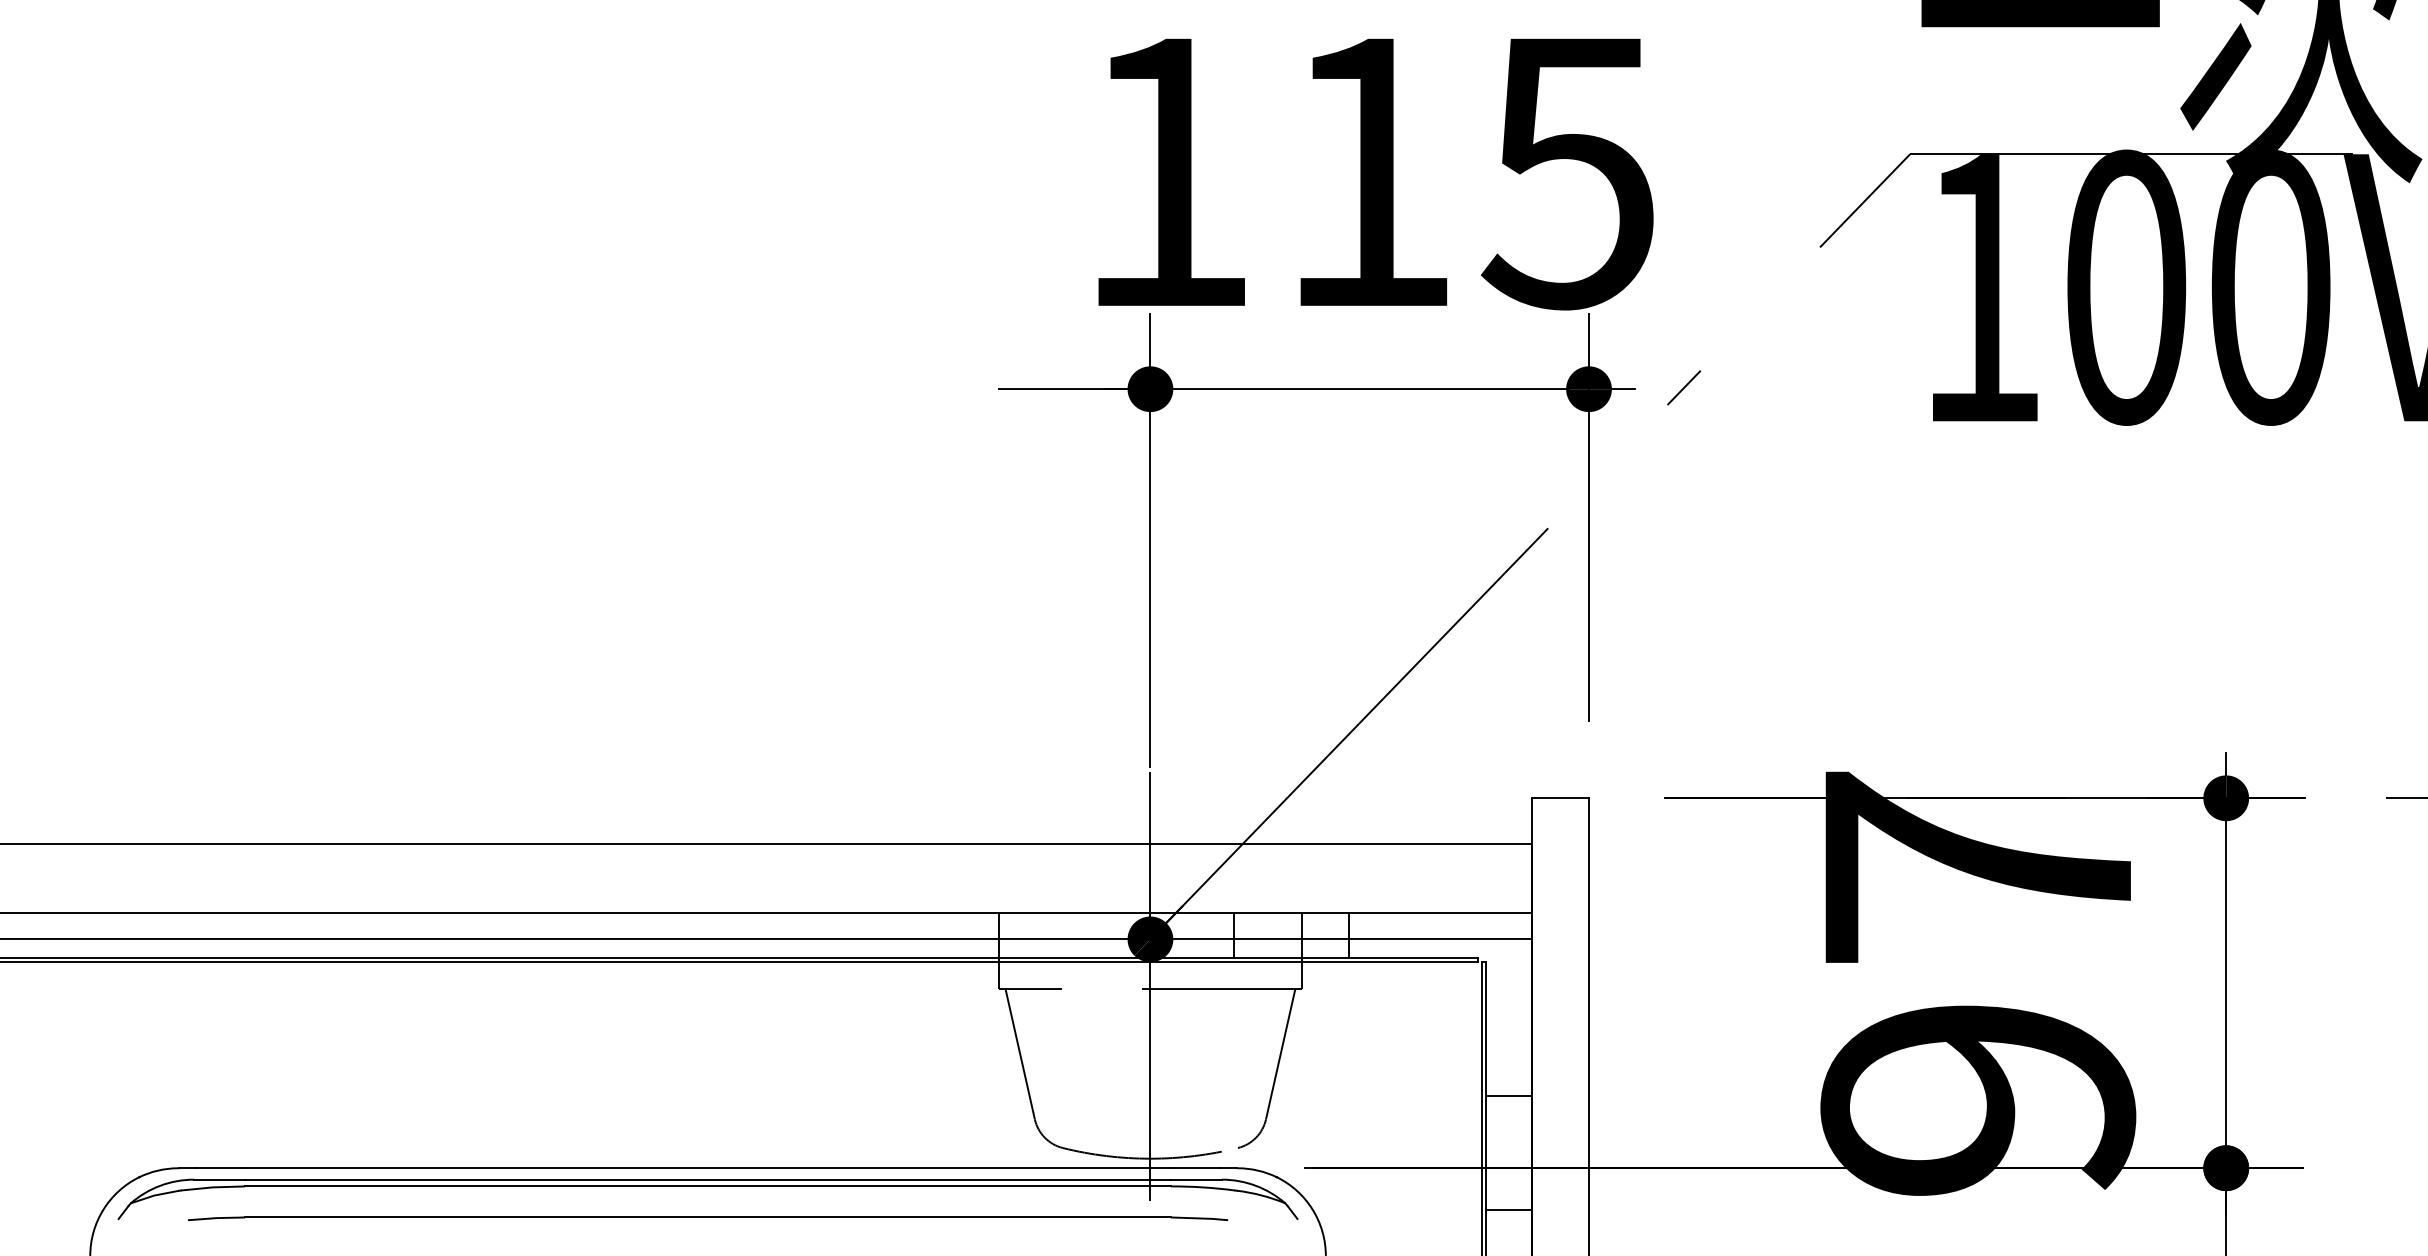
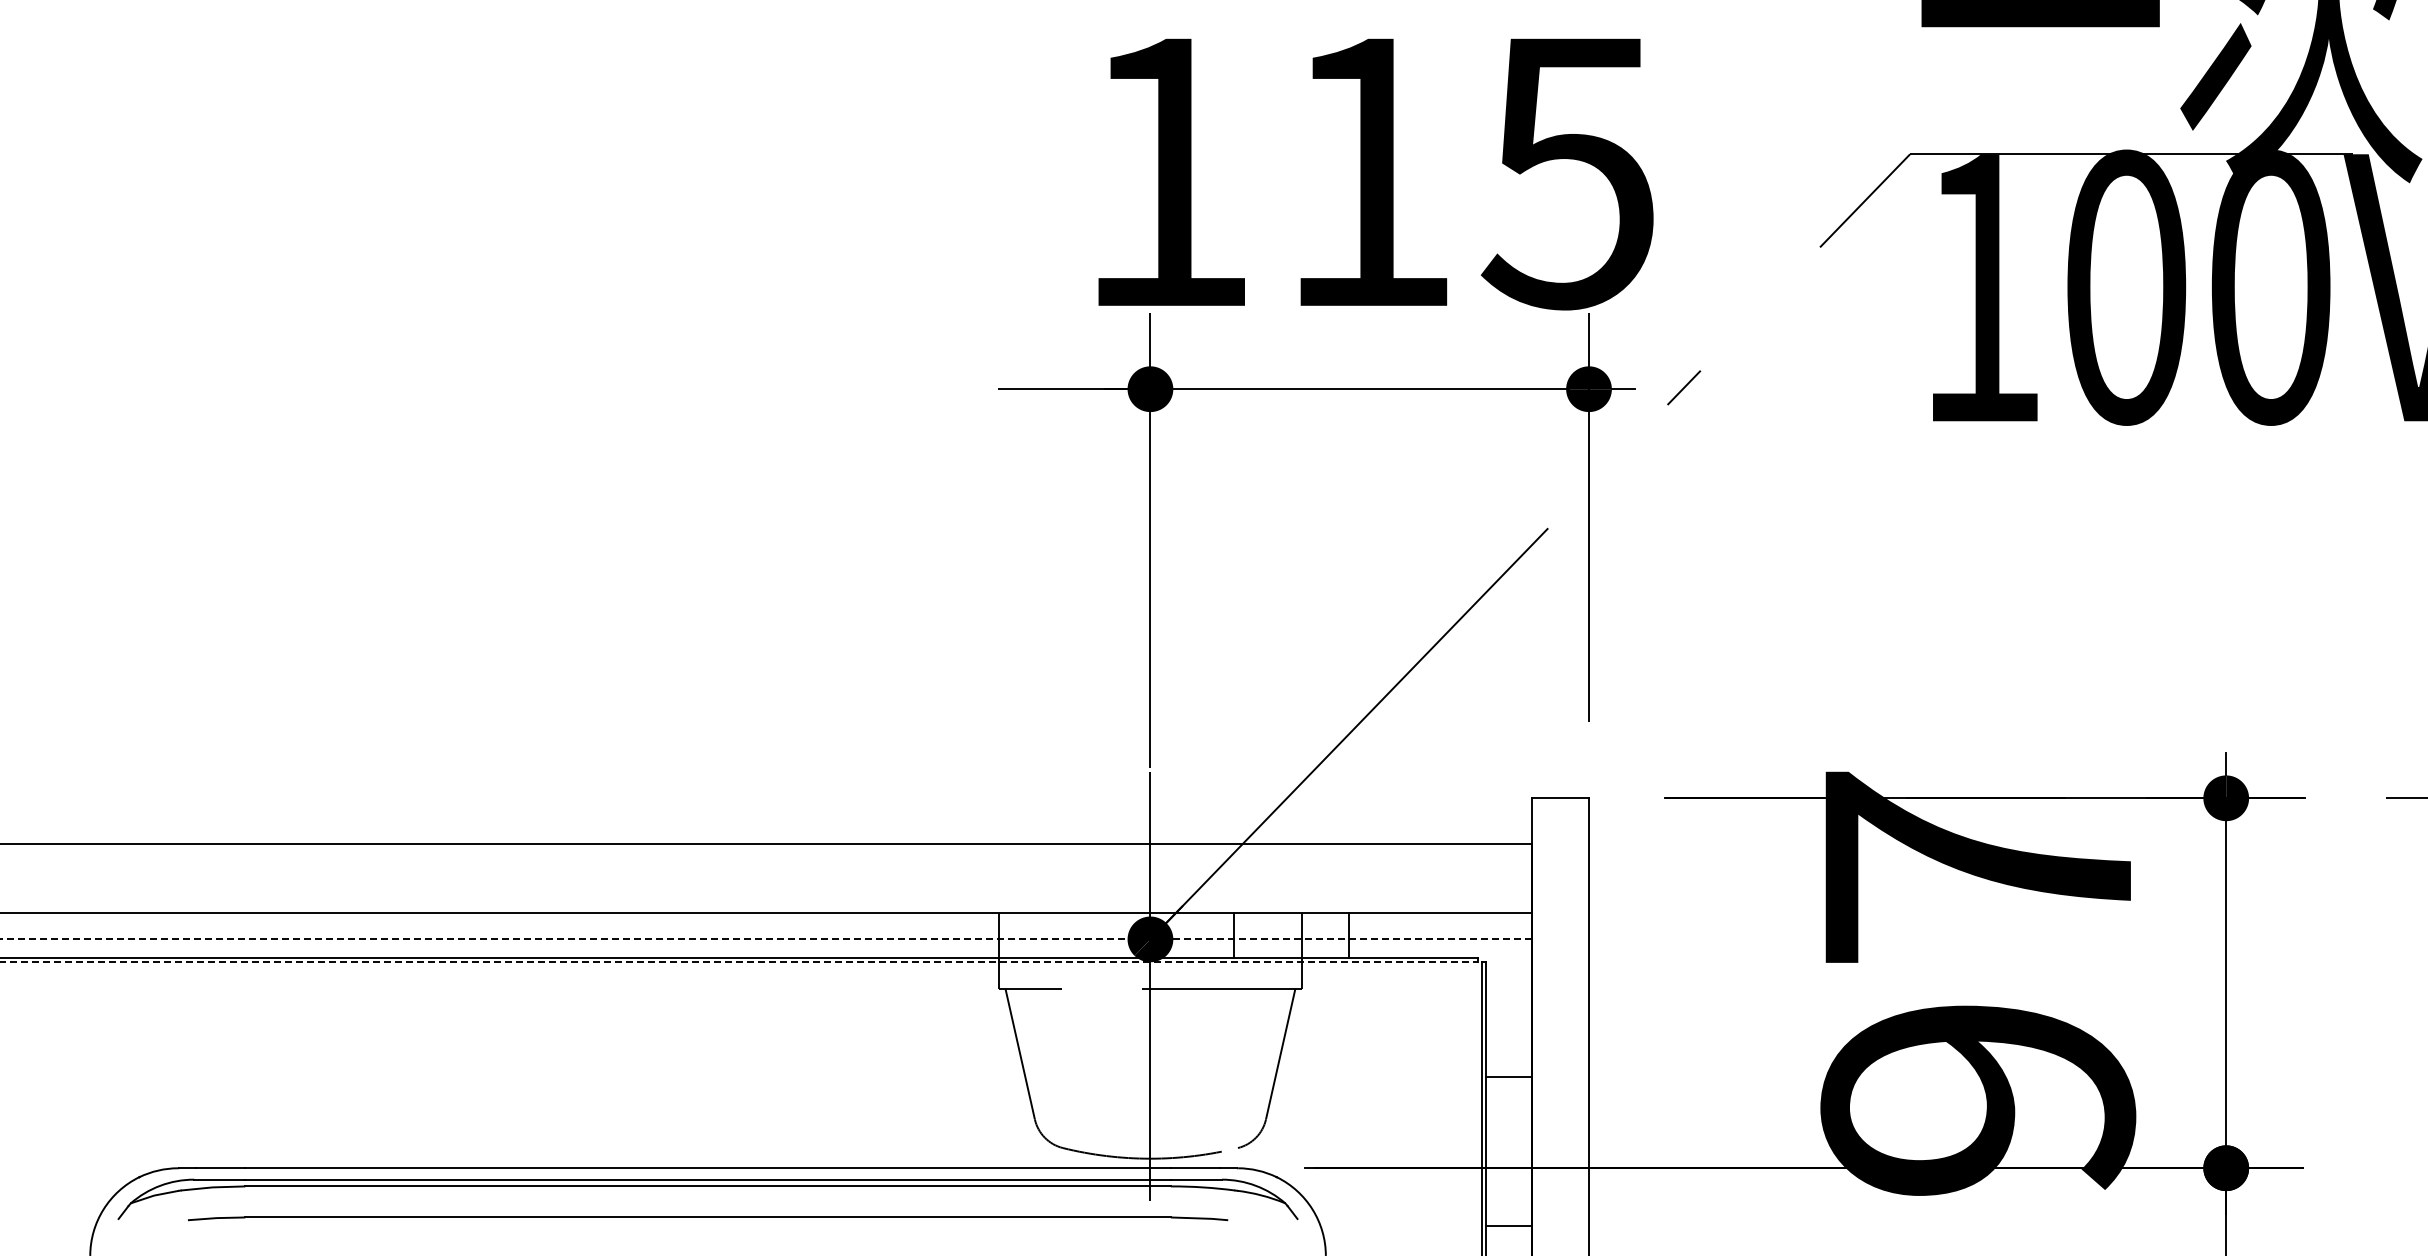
line: solid -> dashed (766, 939)
line: solid -> dashed (739, 962)
line position: (1508, 1095) -> (1508, 1076) (1508, 1076)
line position: (1508, 1210) -> (1508, 1226) (1508, 1226)
